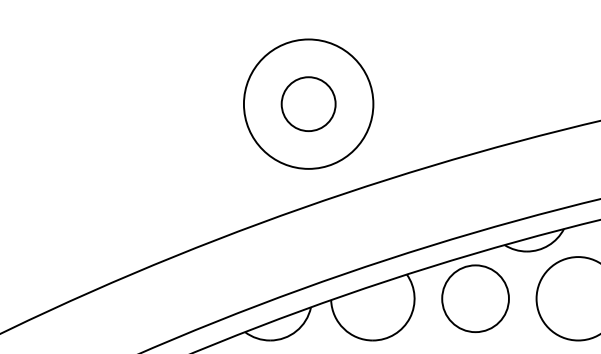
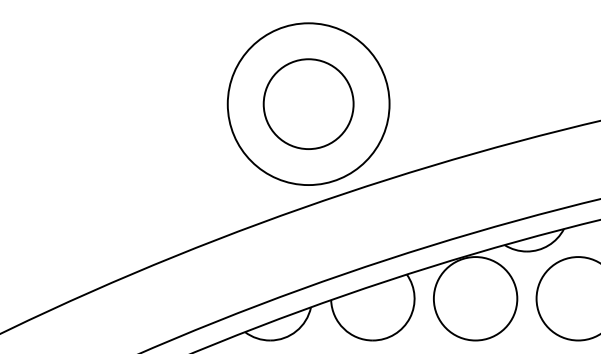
circle diameter: 129 px -> 162 px (308, 104)
circle diameter: 54 px -> 90 px (308, 104)
circle diameter: 67 px -> 83 px (475, 298)
